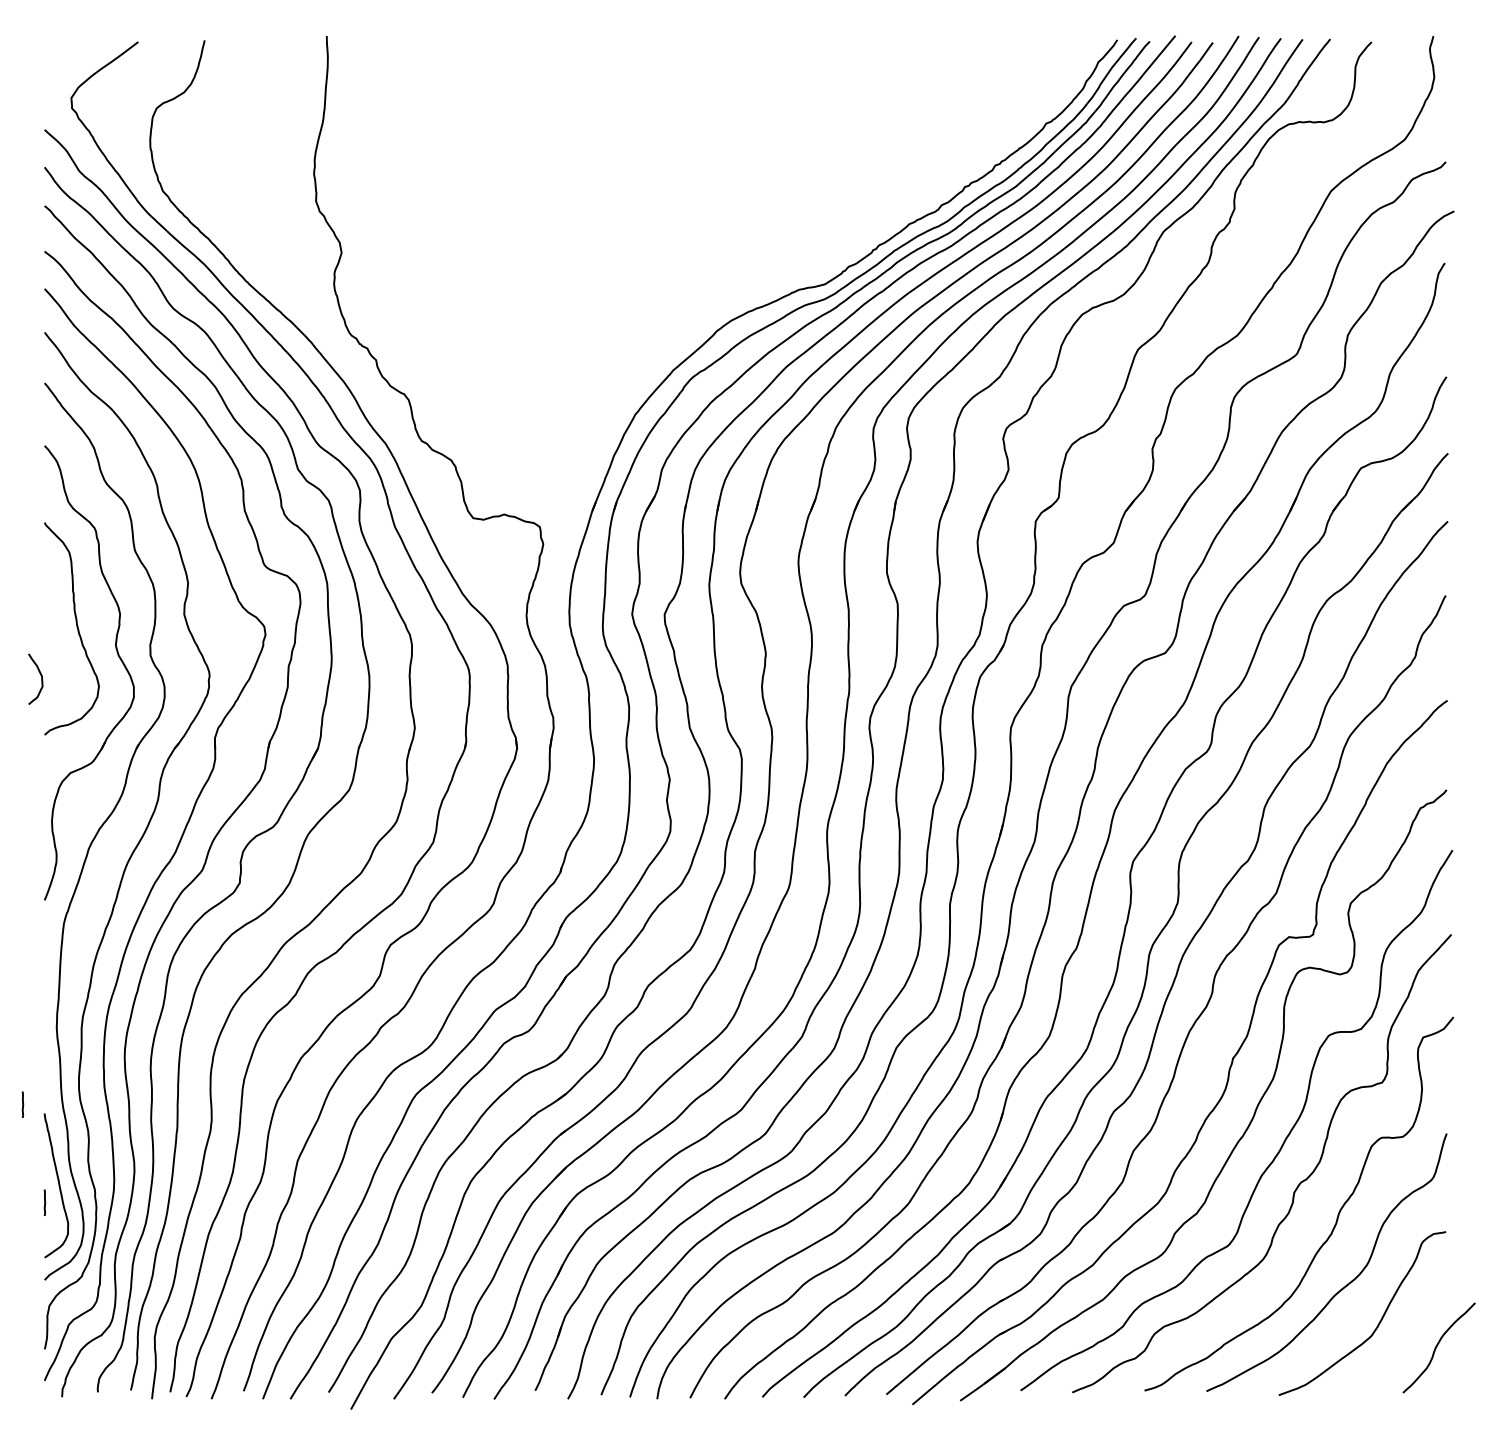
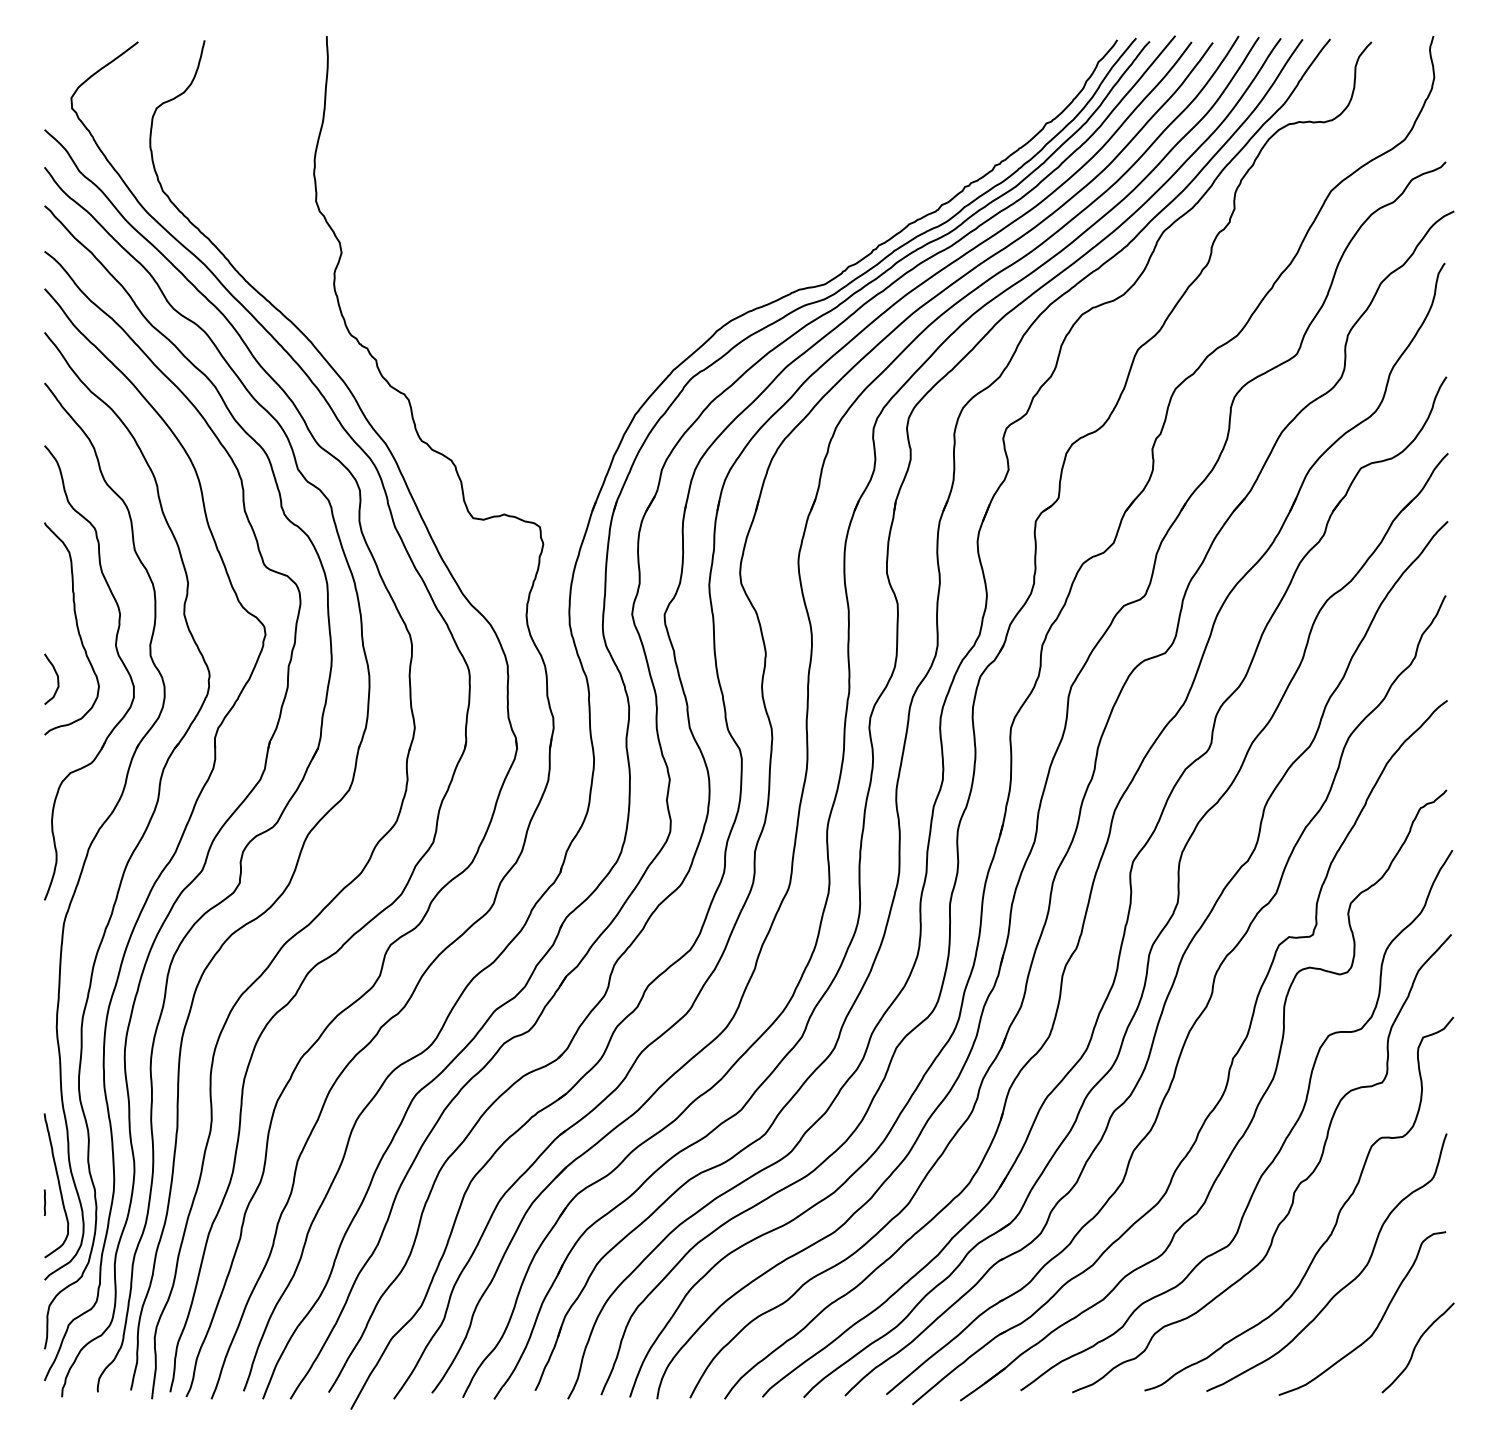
curve position: (40, 675) -> (56, 675) (56, 675)
curve: present -> none (22, 1104)
curve position: (1437, 1346) -> (1416, 1346) (1416, 1346)
